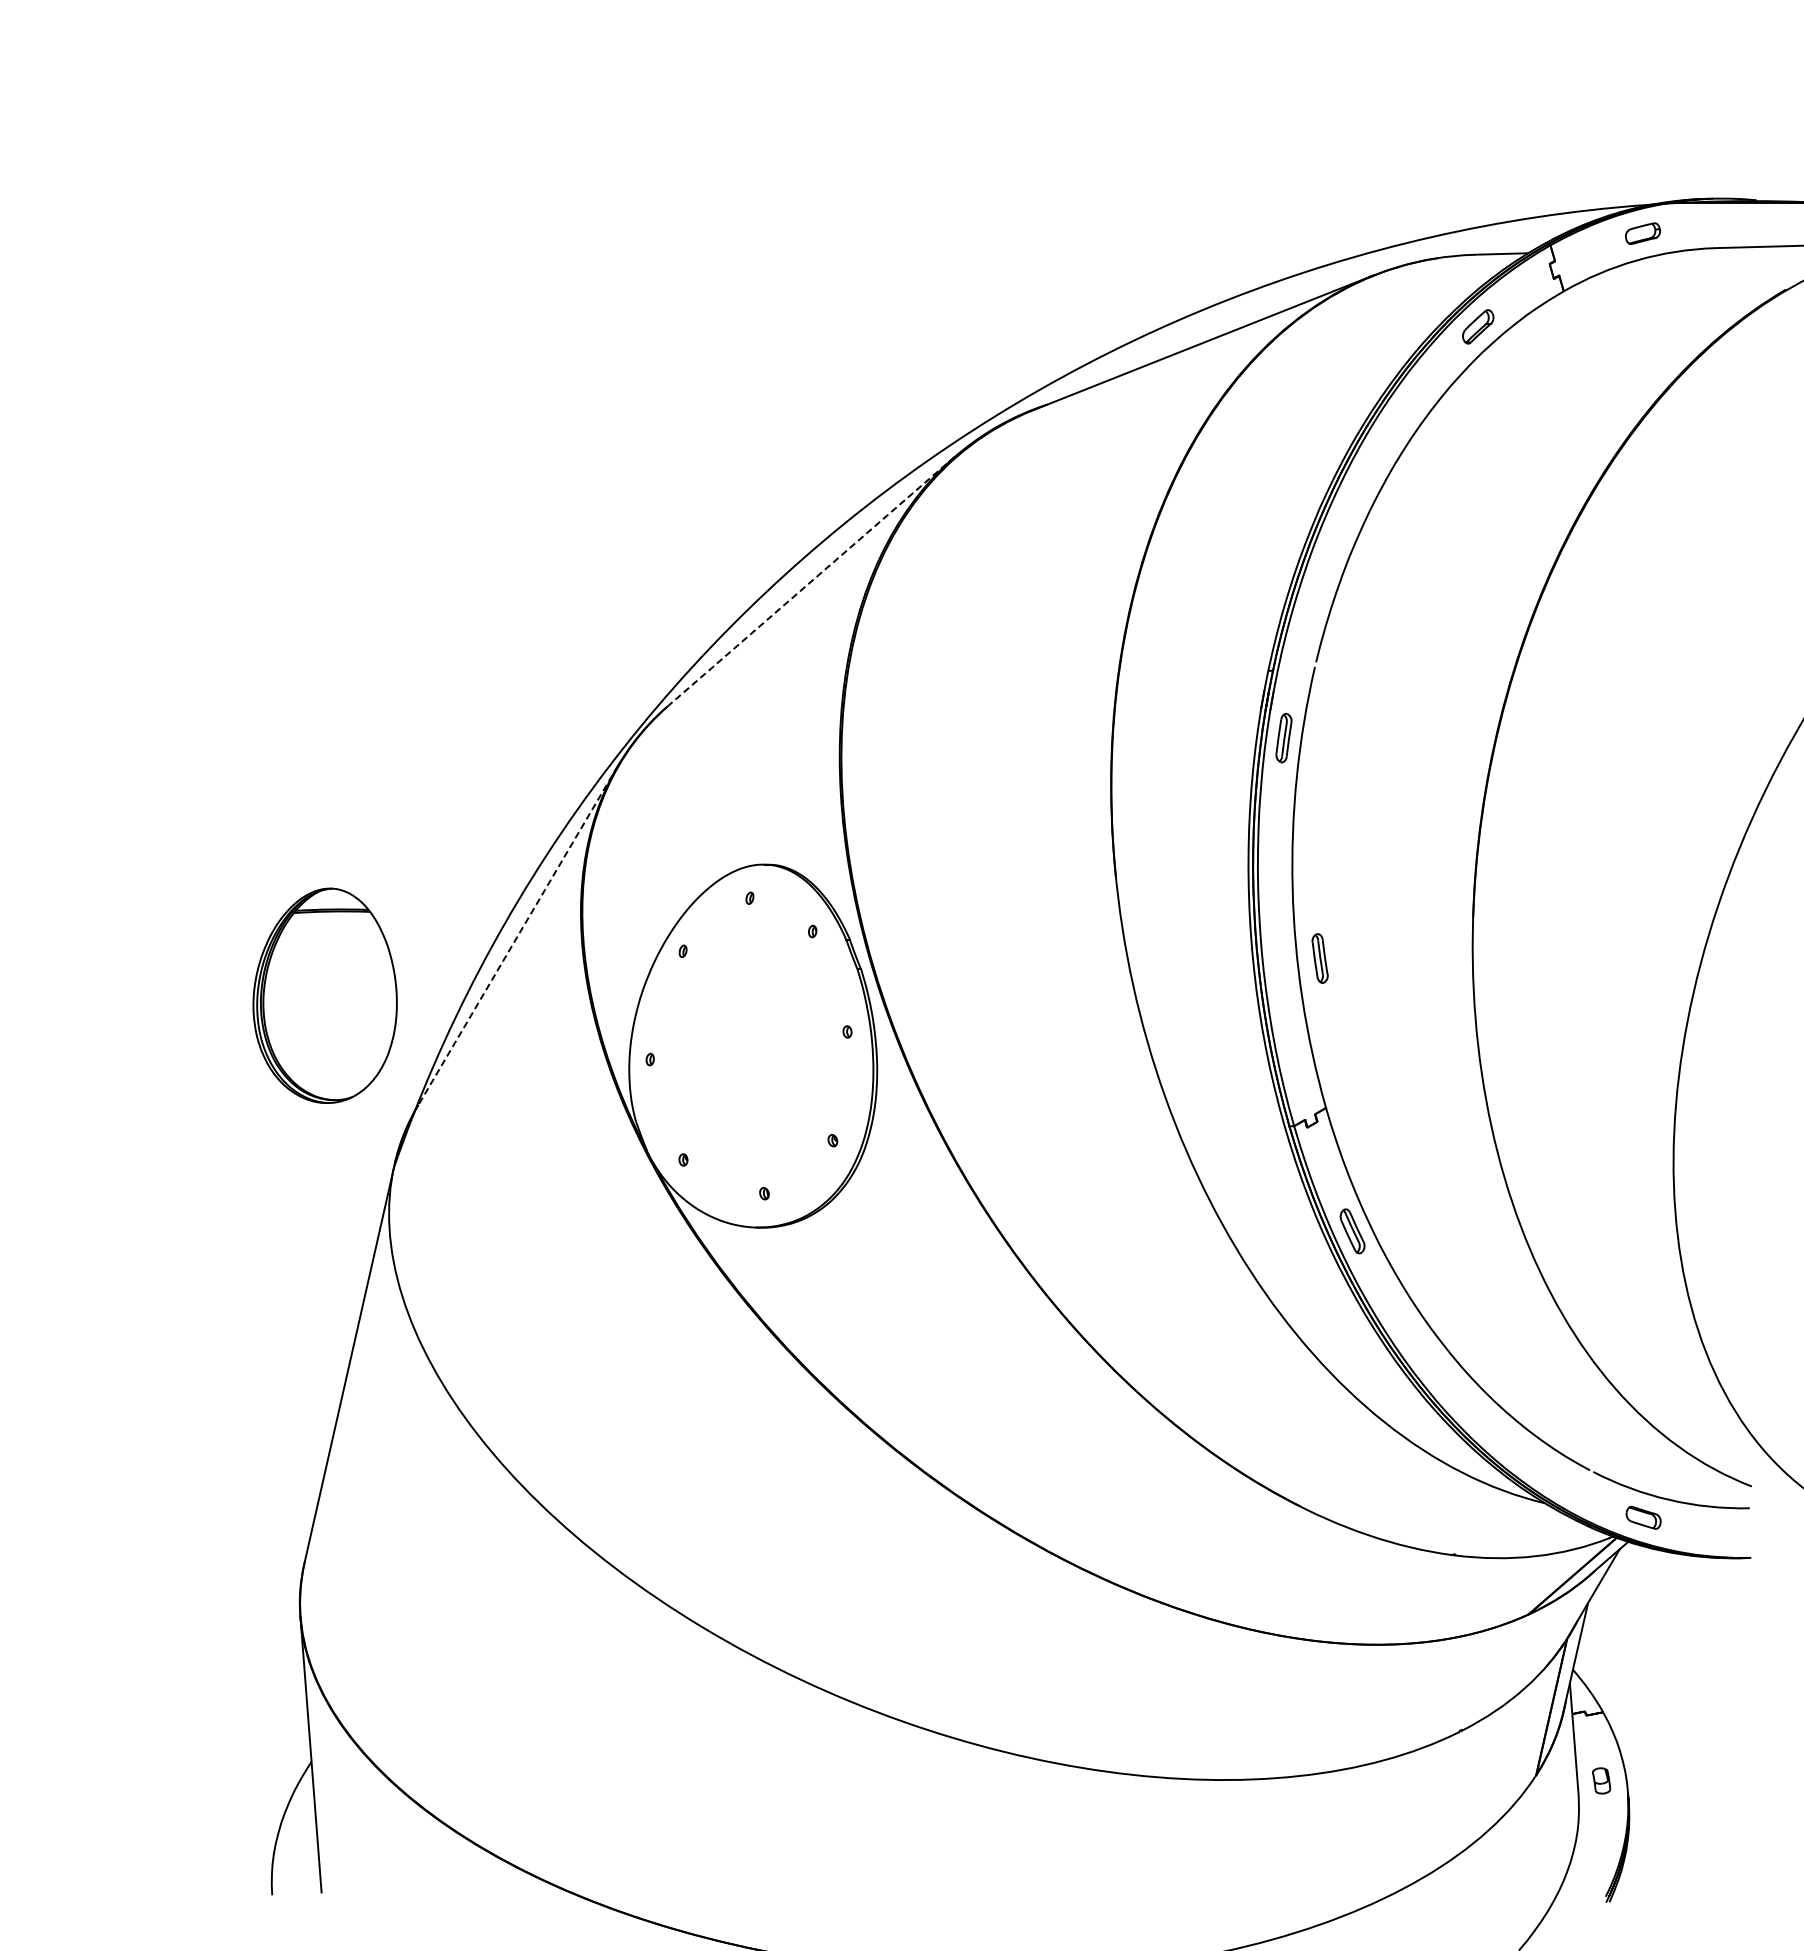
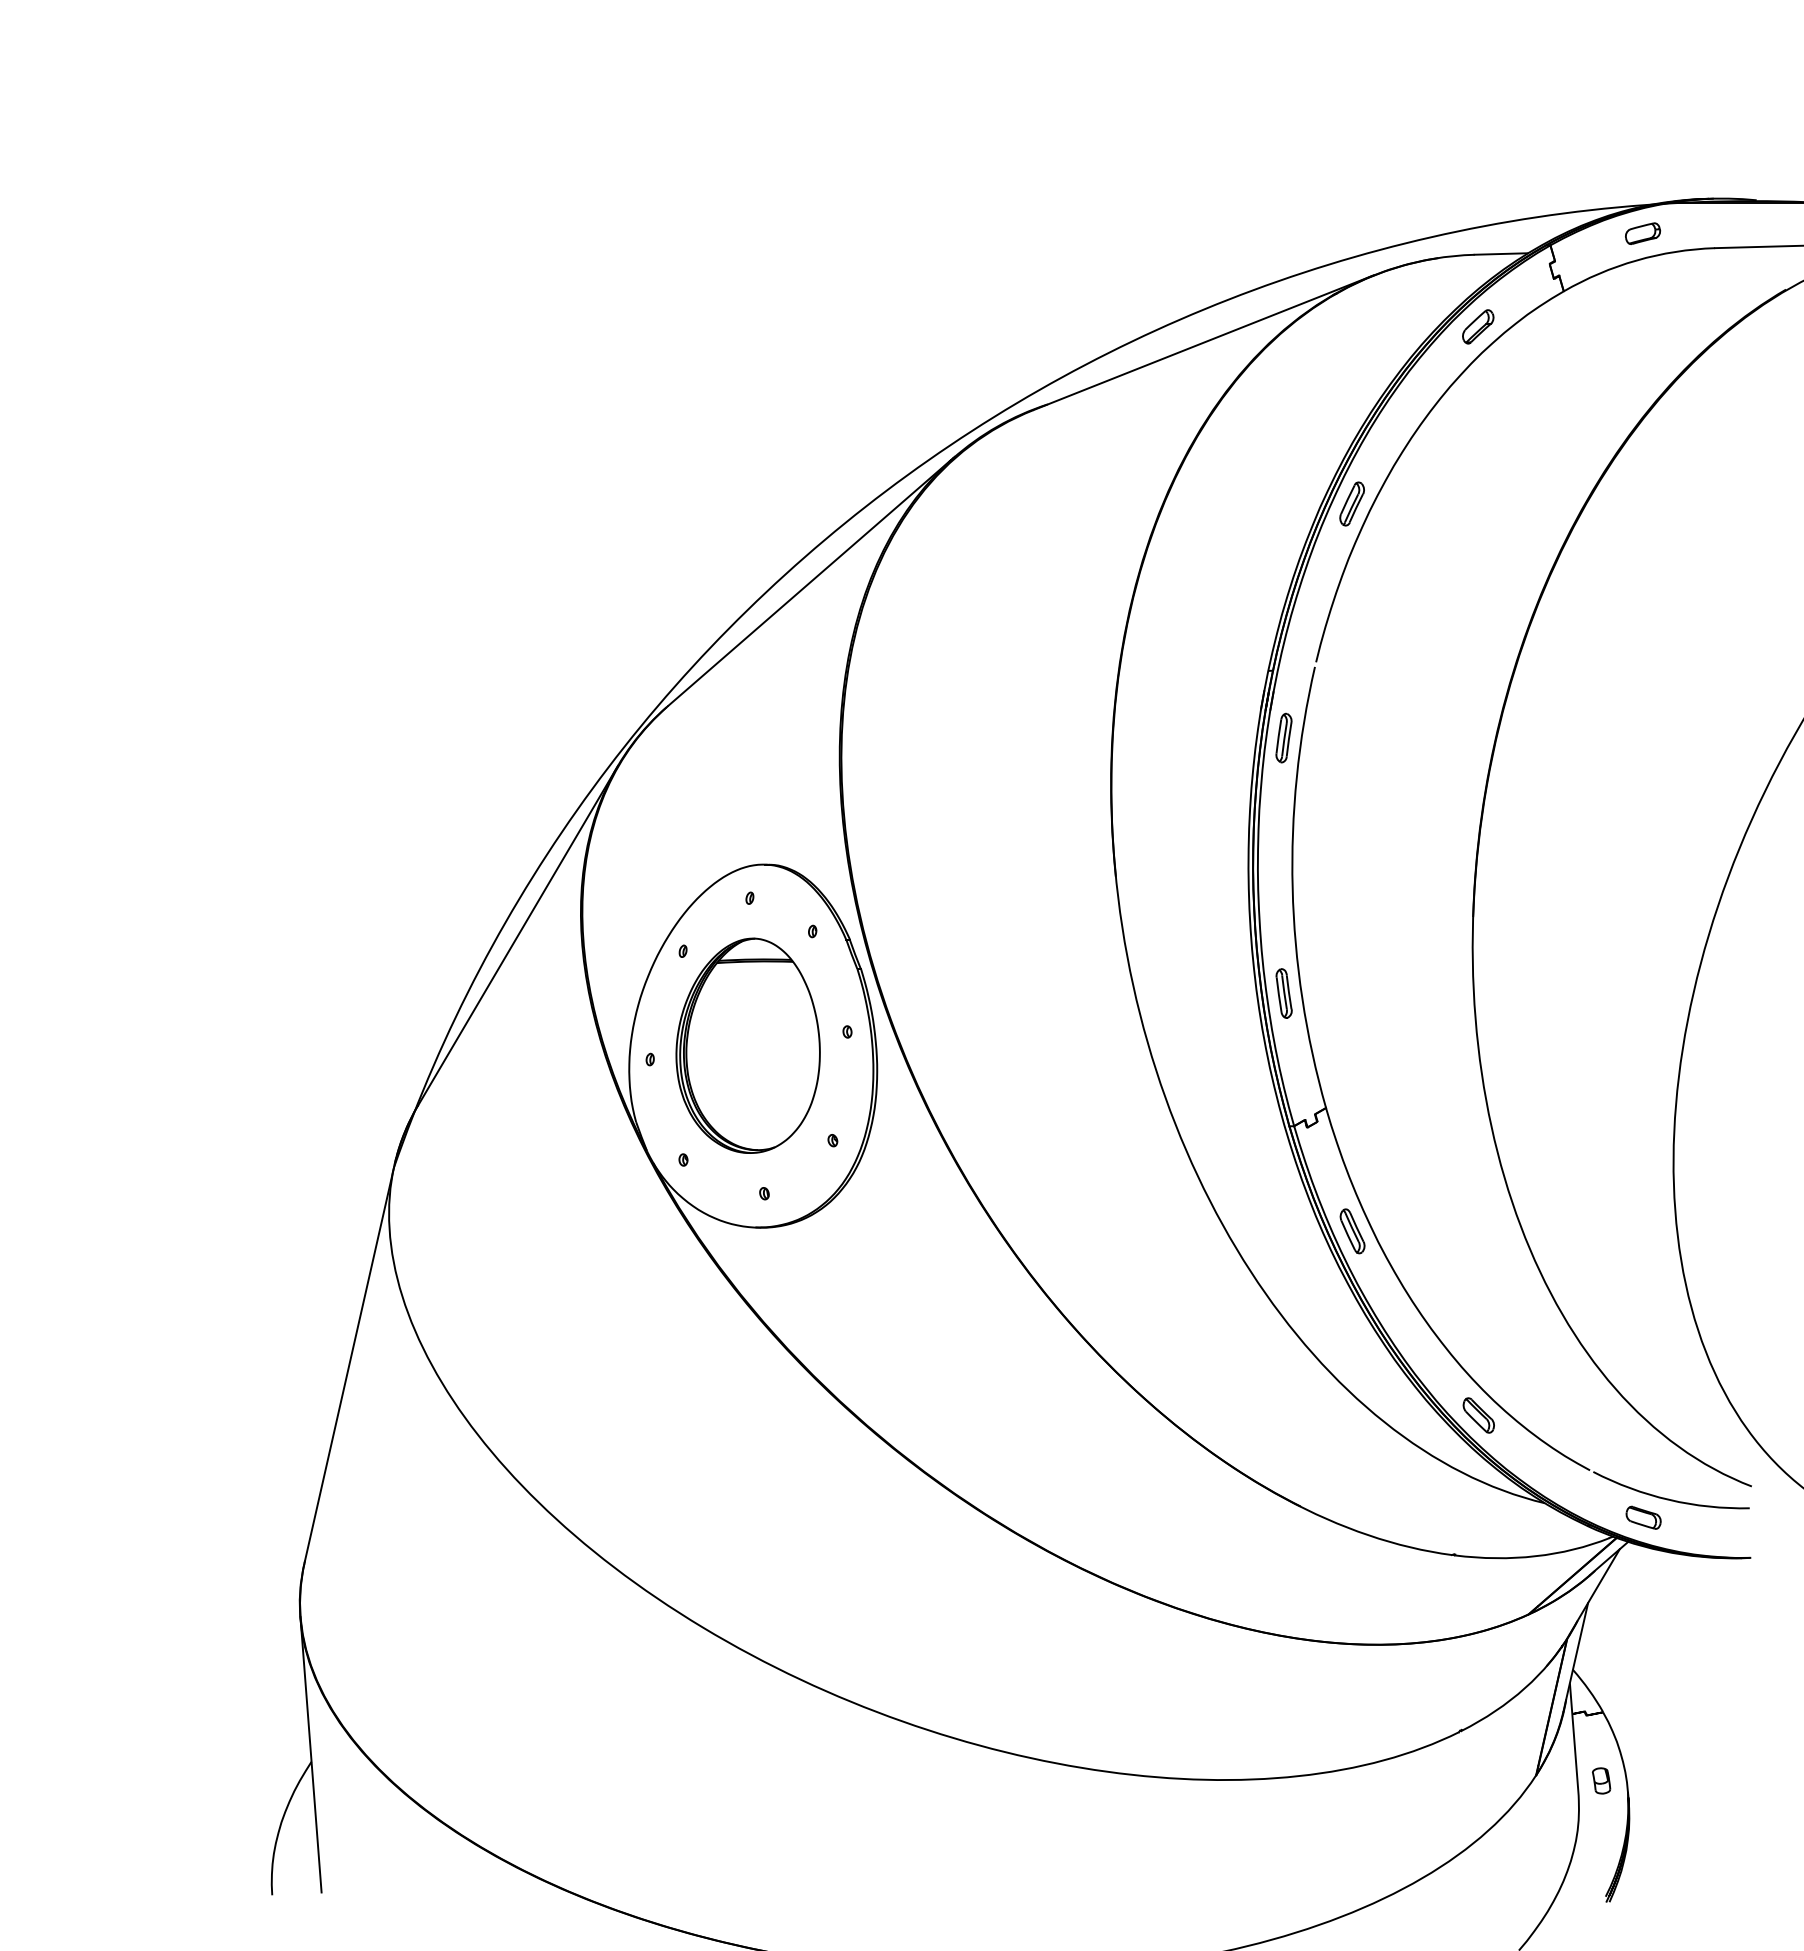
part: none -> present (1351, 503)
line: dashed -> solid (811, 581)
line: dashed -> solid (517, 936)
part position: (1319, 958) -> (1283, 993) (1283, 993)
part position: (324, 995) -> (747, 1045) (747, 1045)
part: none -> present (1478, 1415)
